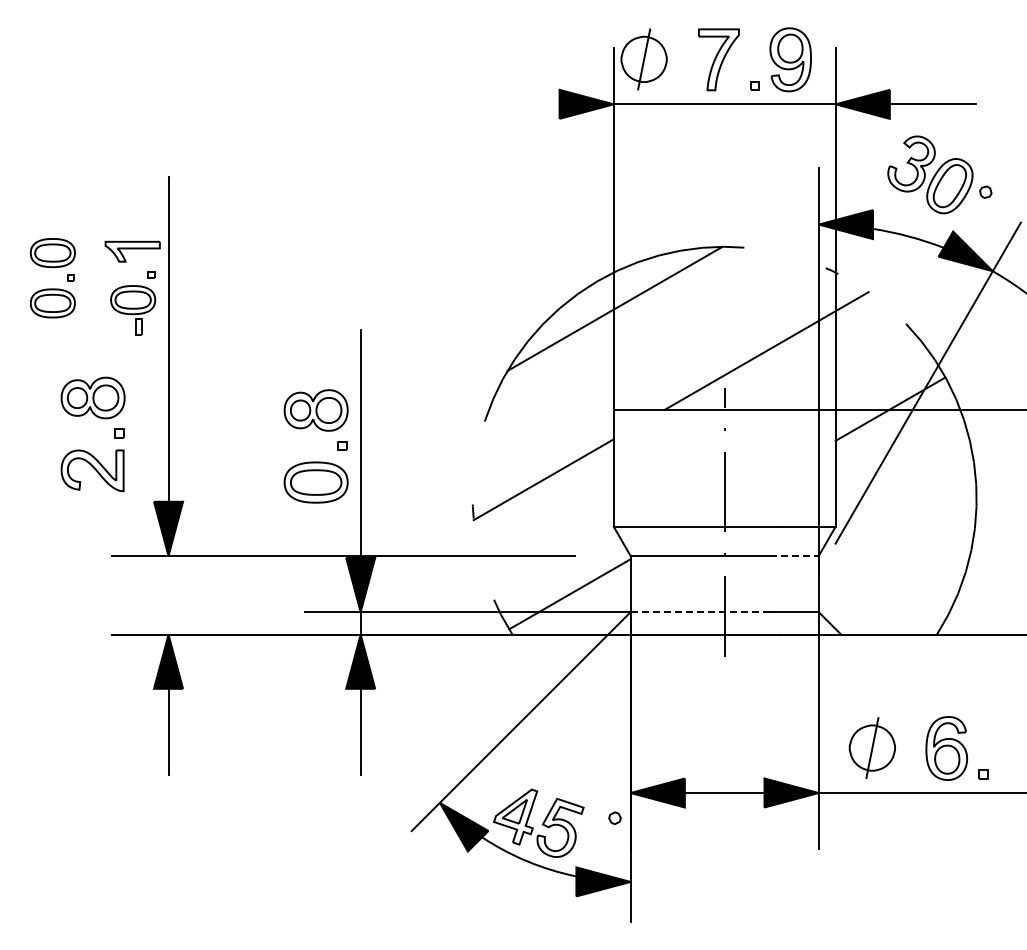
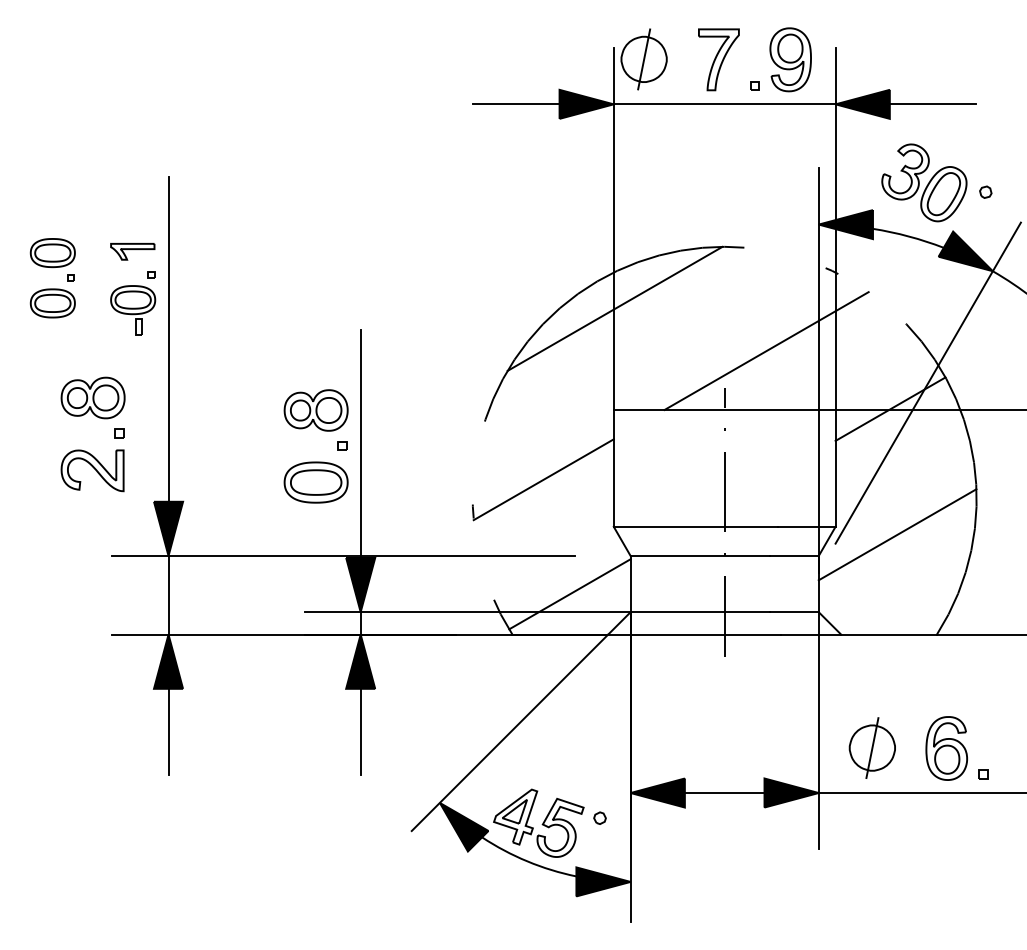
line: none -> present (516, 104)
part position: (930, 174) -> (924, 182) (924, 182)
part size: 57x23 px -> 46x18 px (132, 251)
line: none -> present (897, 534)
line: dashed -> solid (794, 556)
line: none -> present (168, 595)
line: dashed -> solid (700, 612)
part position: (614, 817) -> (599, 817) (599, 817)
